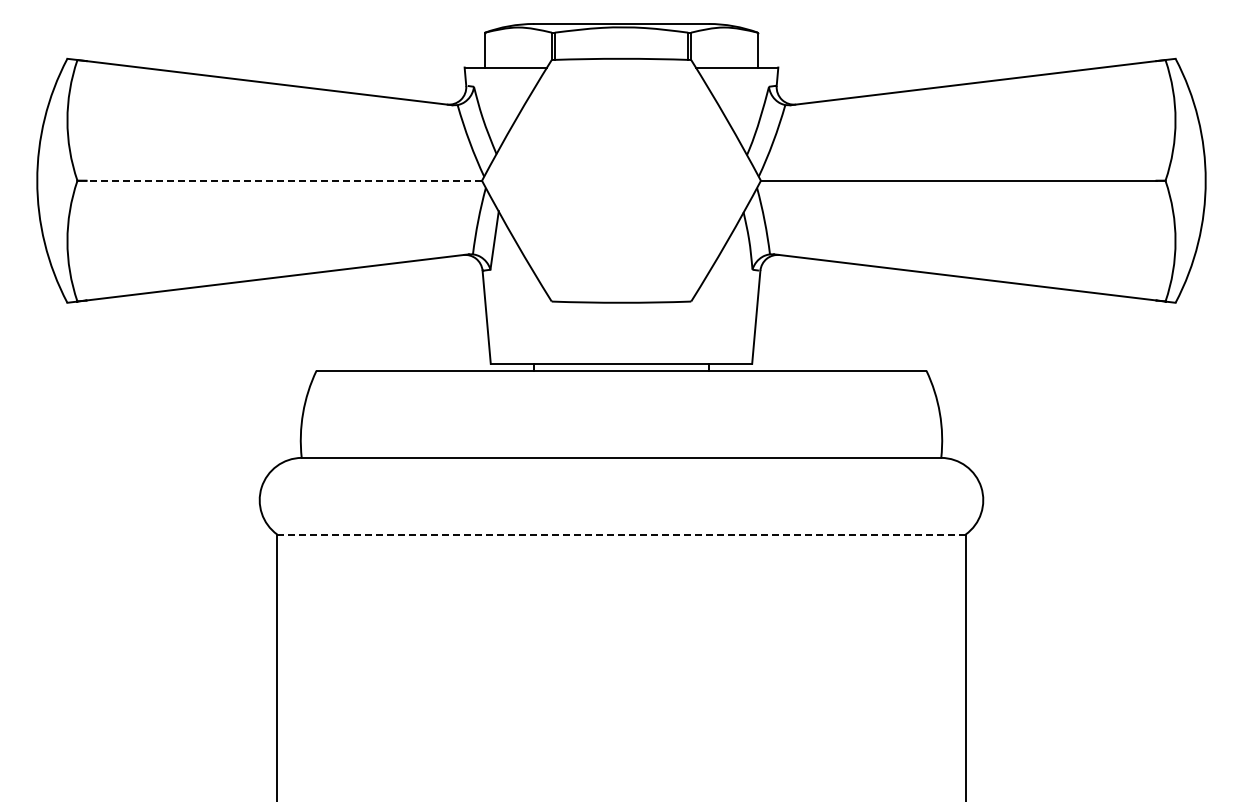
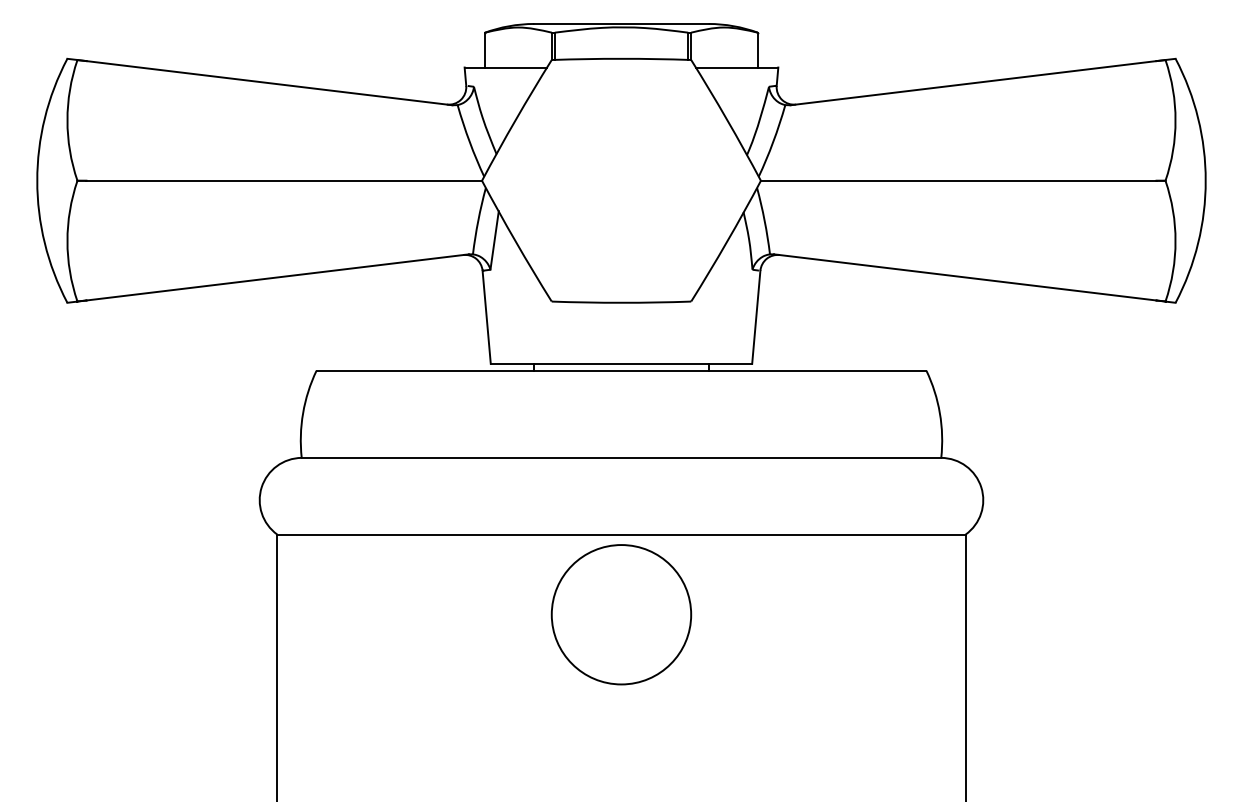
line: dashed -> solid (284, 180)
line: dashed -> solid (620, 534)
circle: none -> present (621, 614)
